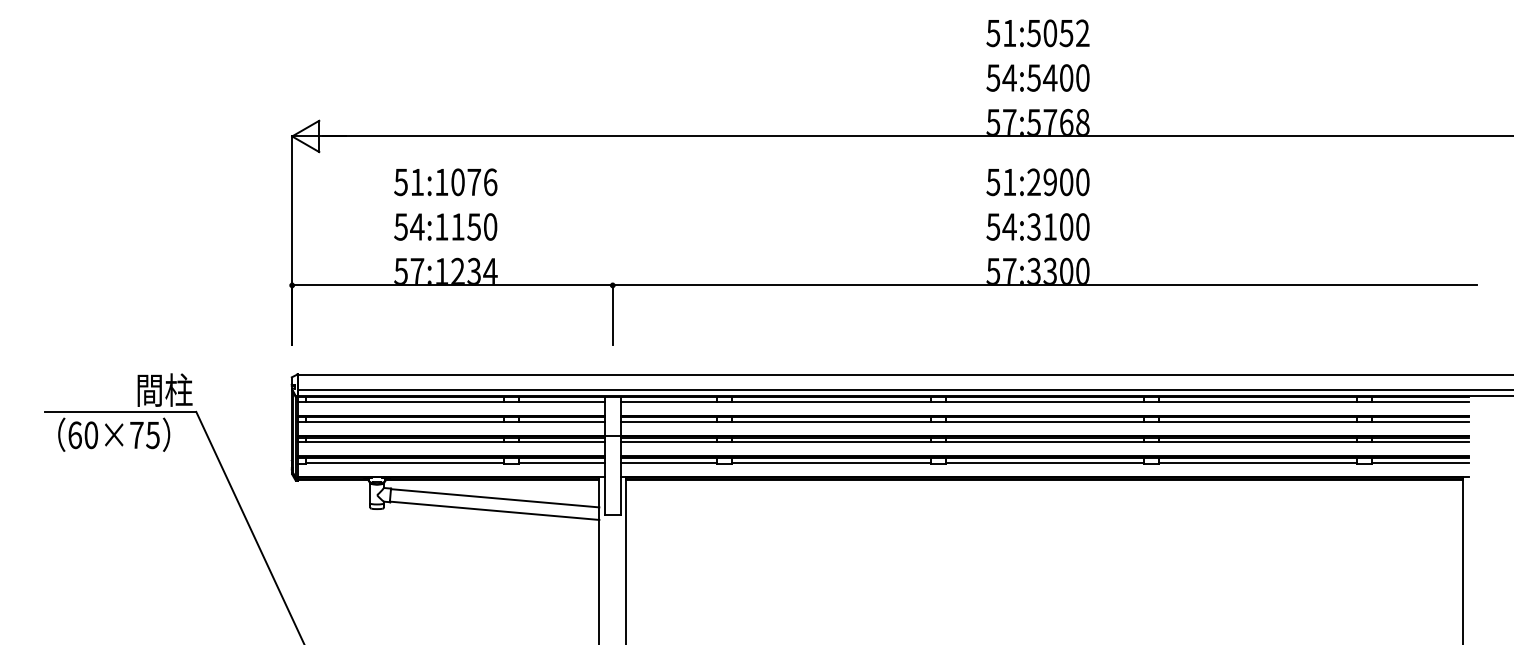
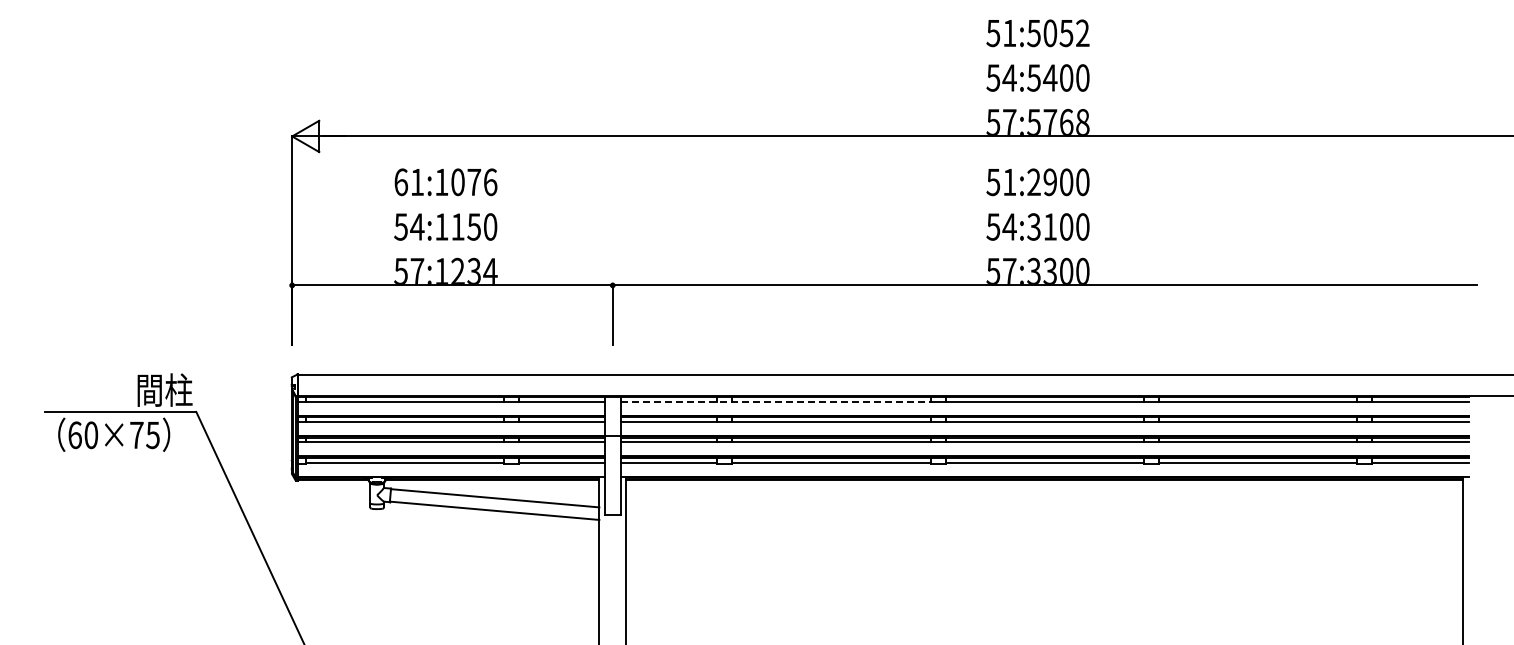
text: 51:1076 -> 61:1076 (401, 182)
line: present -> none (904, 389)
line: solid -> dashed (775, 401)
